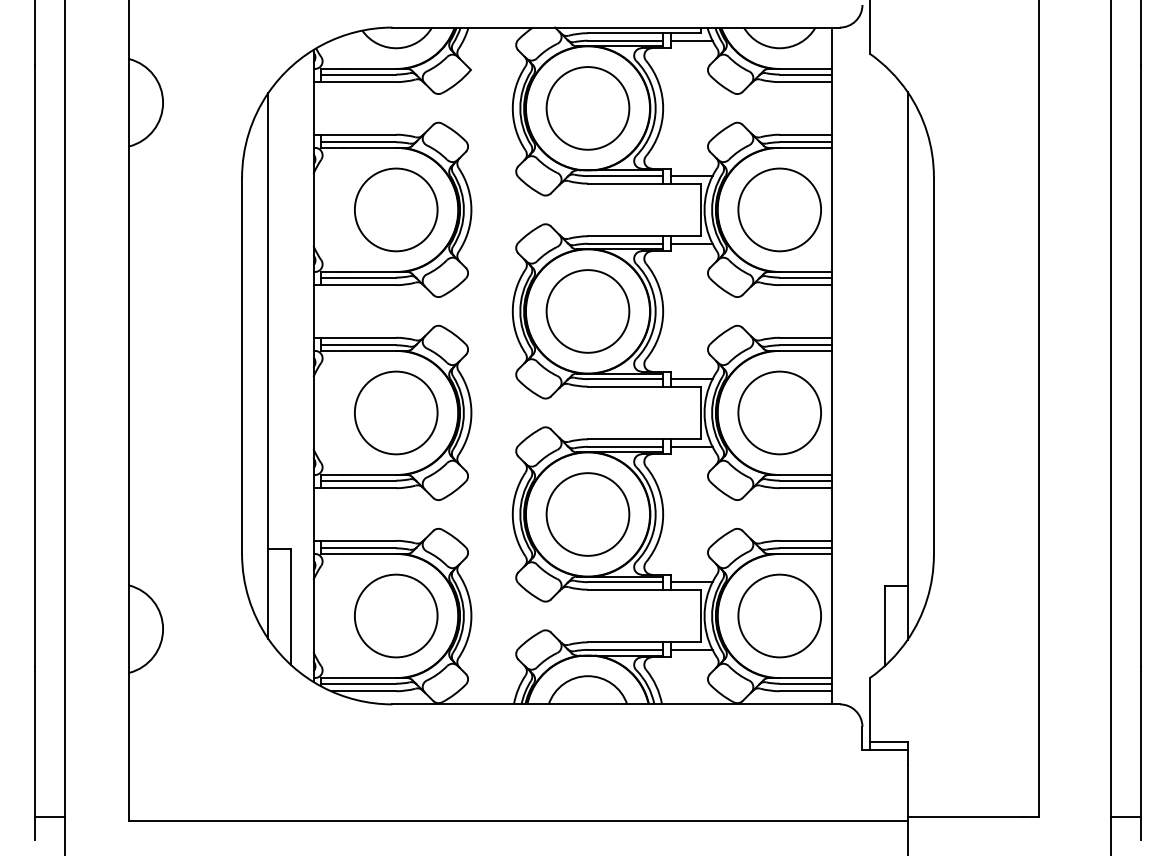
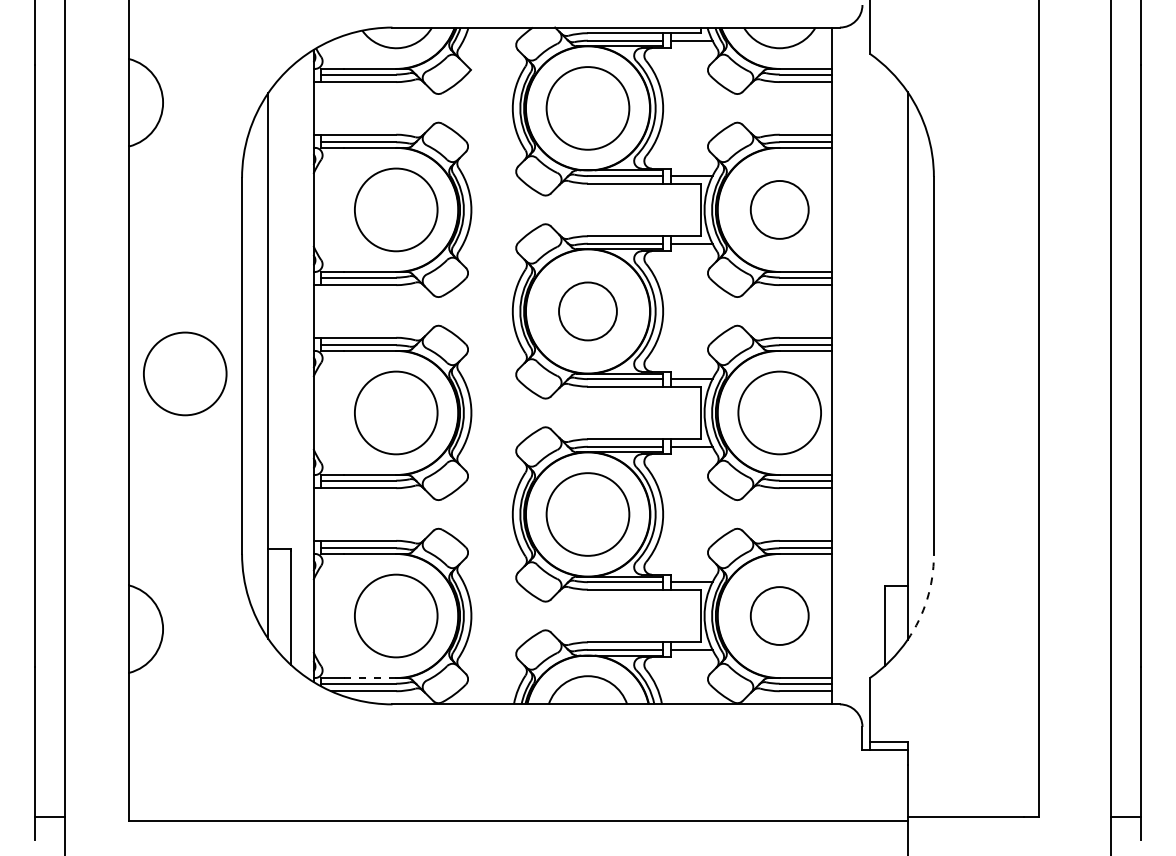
circle diameter: 83 px -> 58 px (779, 209)
circle diameter: 83 px -> 58 px (587, 311)
circle: none -> present (185, 373)
arc: solid -> dashed (927, 599)
circle diameter: 83 px -> 58 px (779, 615)
line: solid -> dashed (369, 678)
